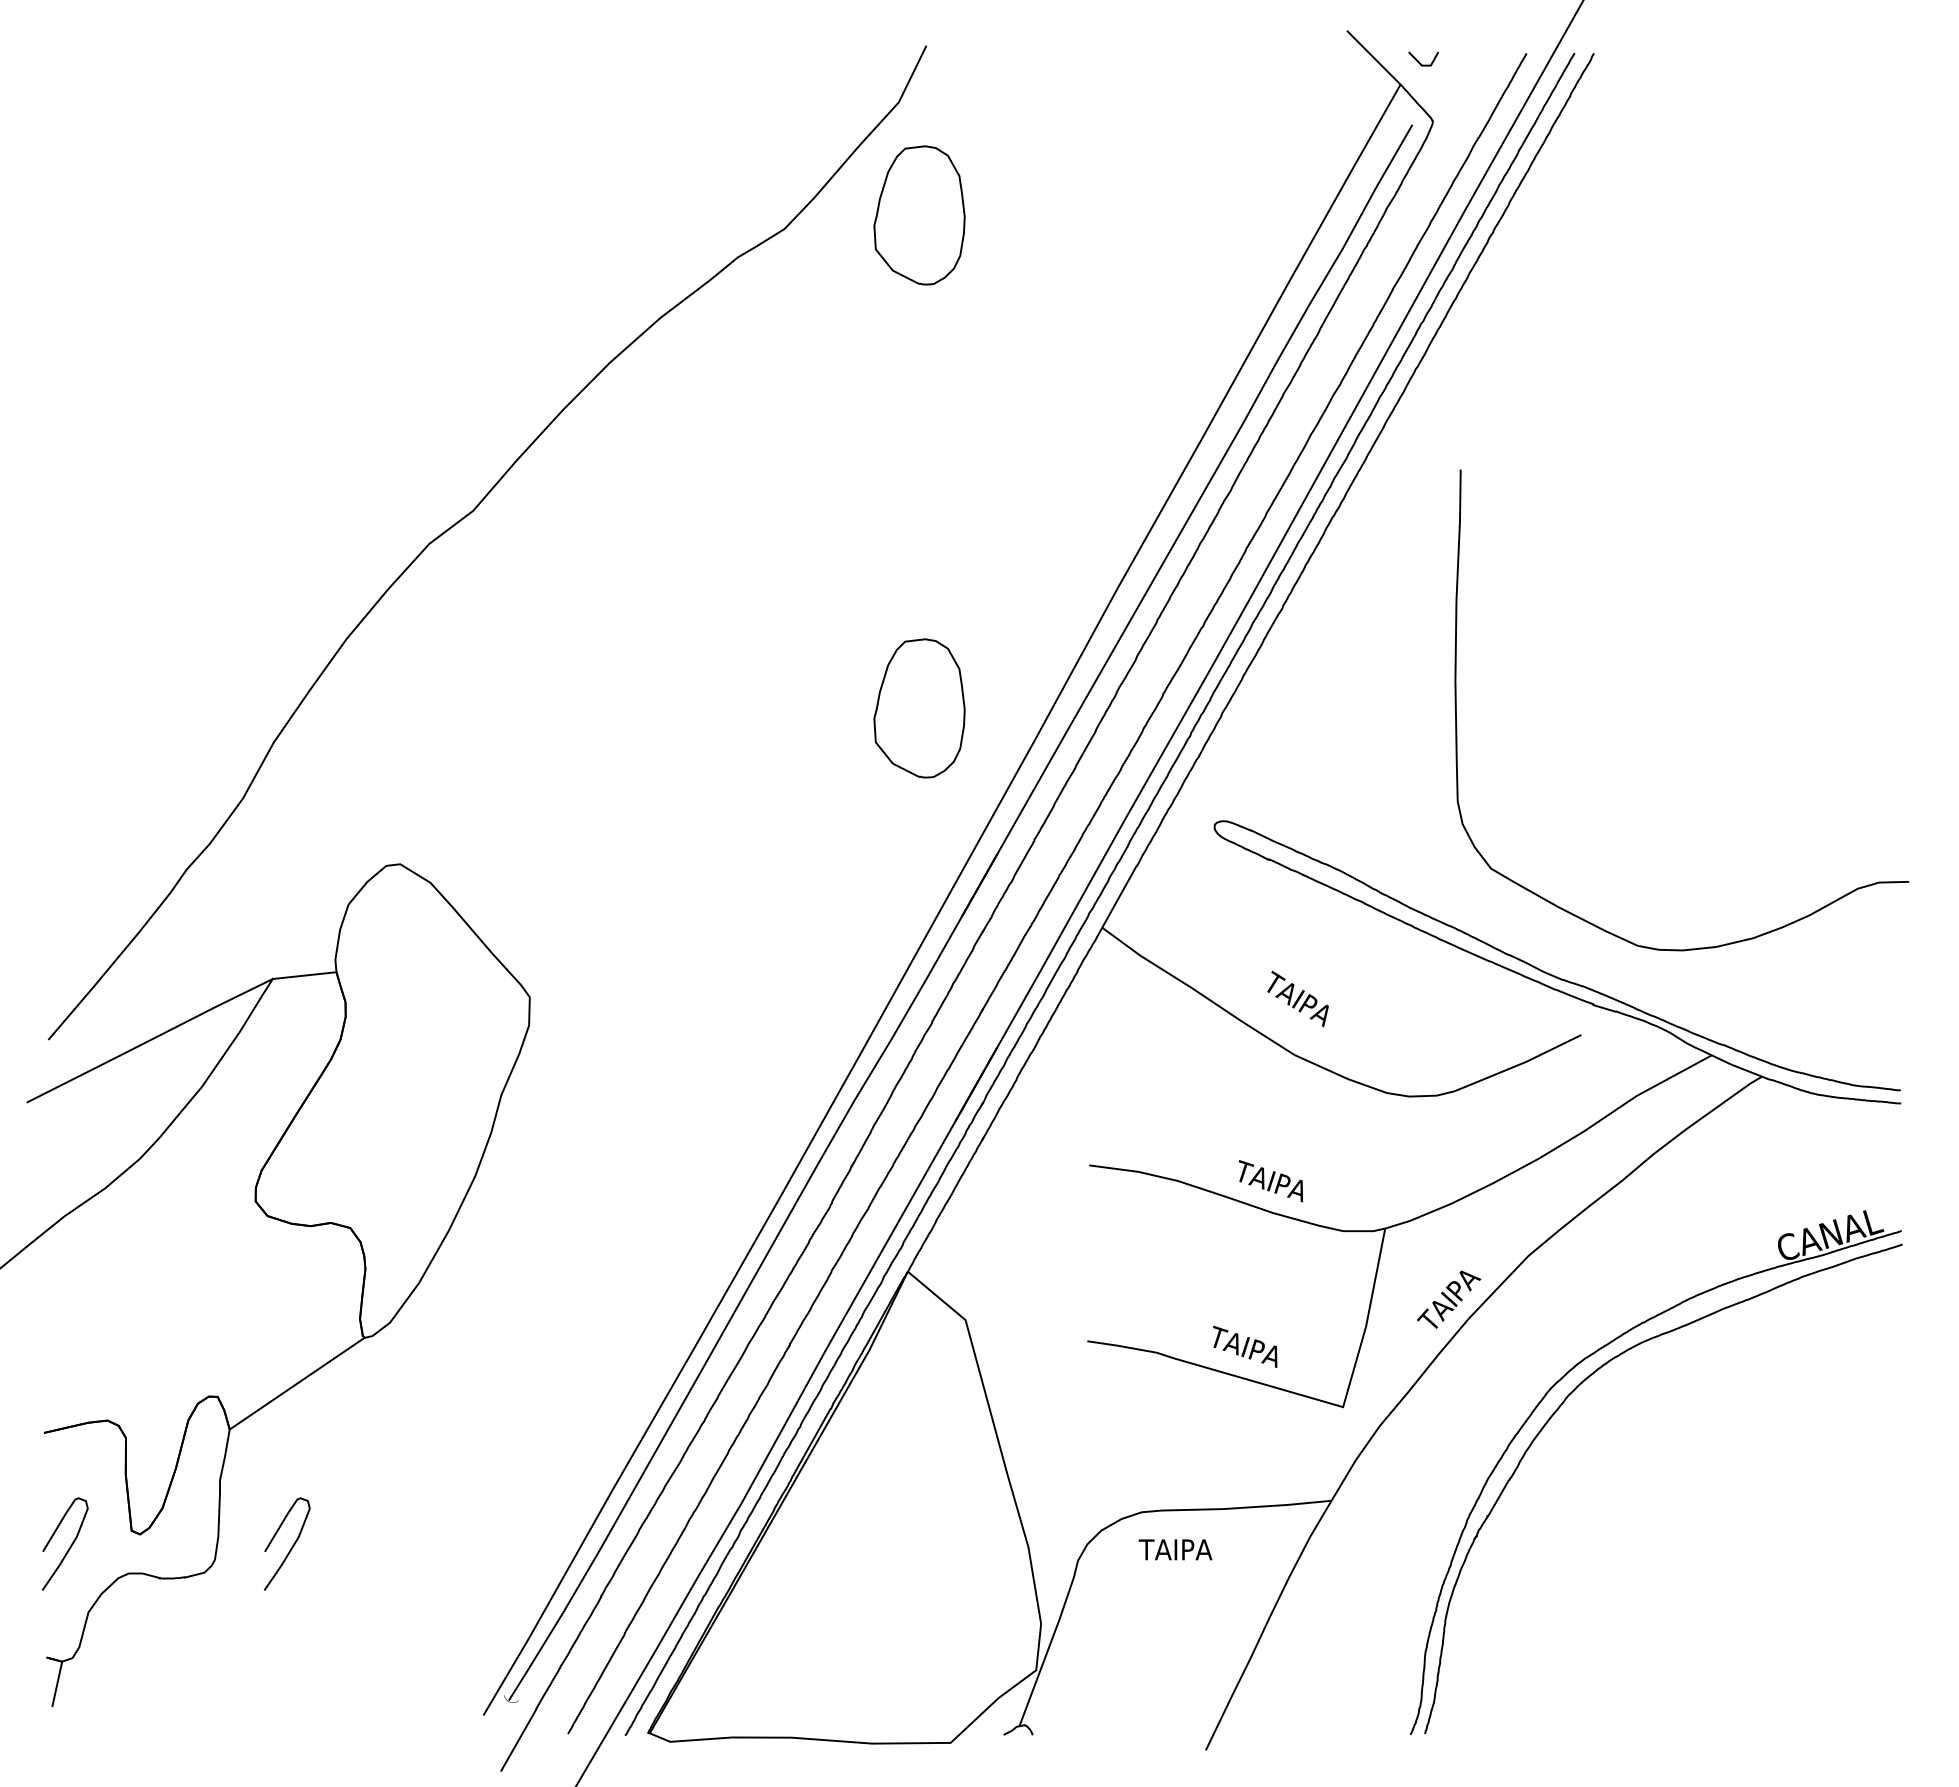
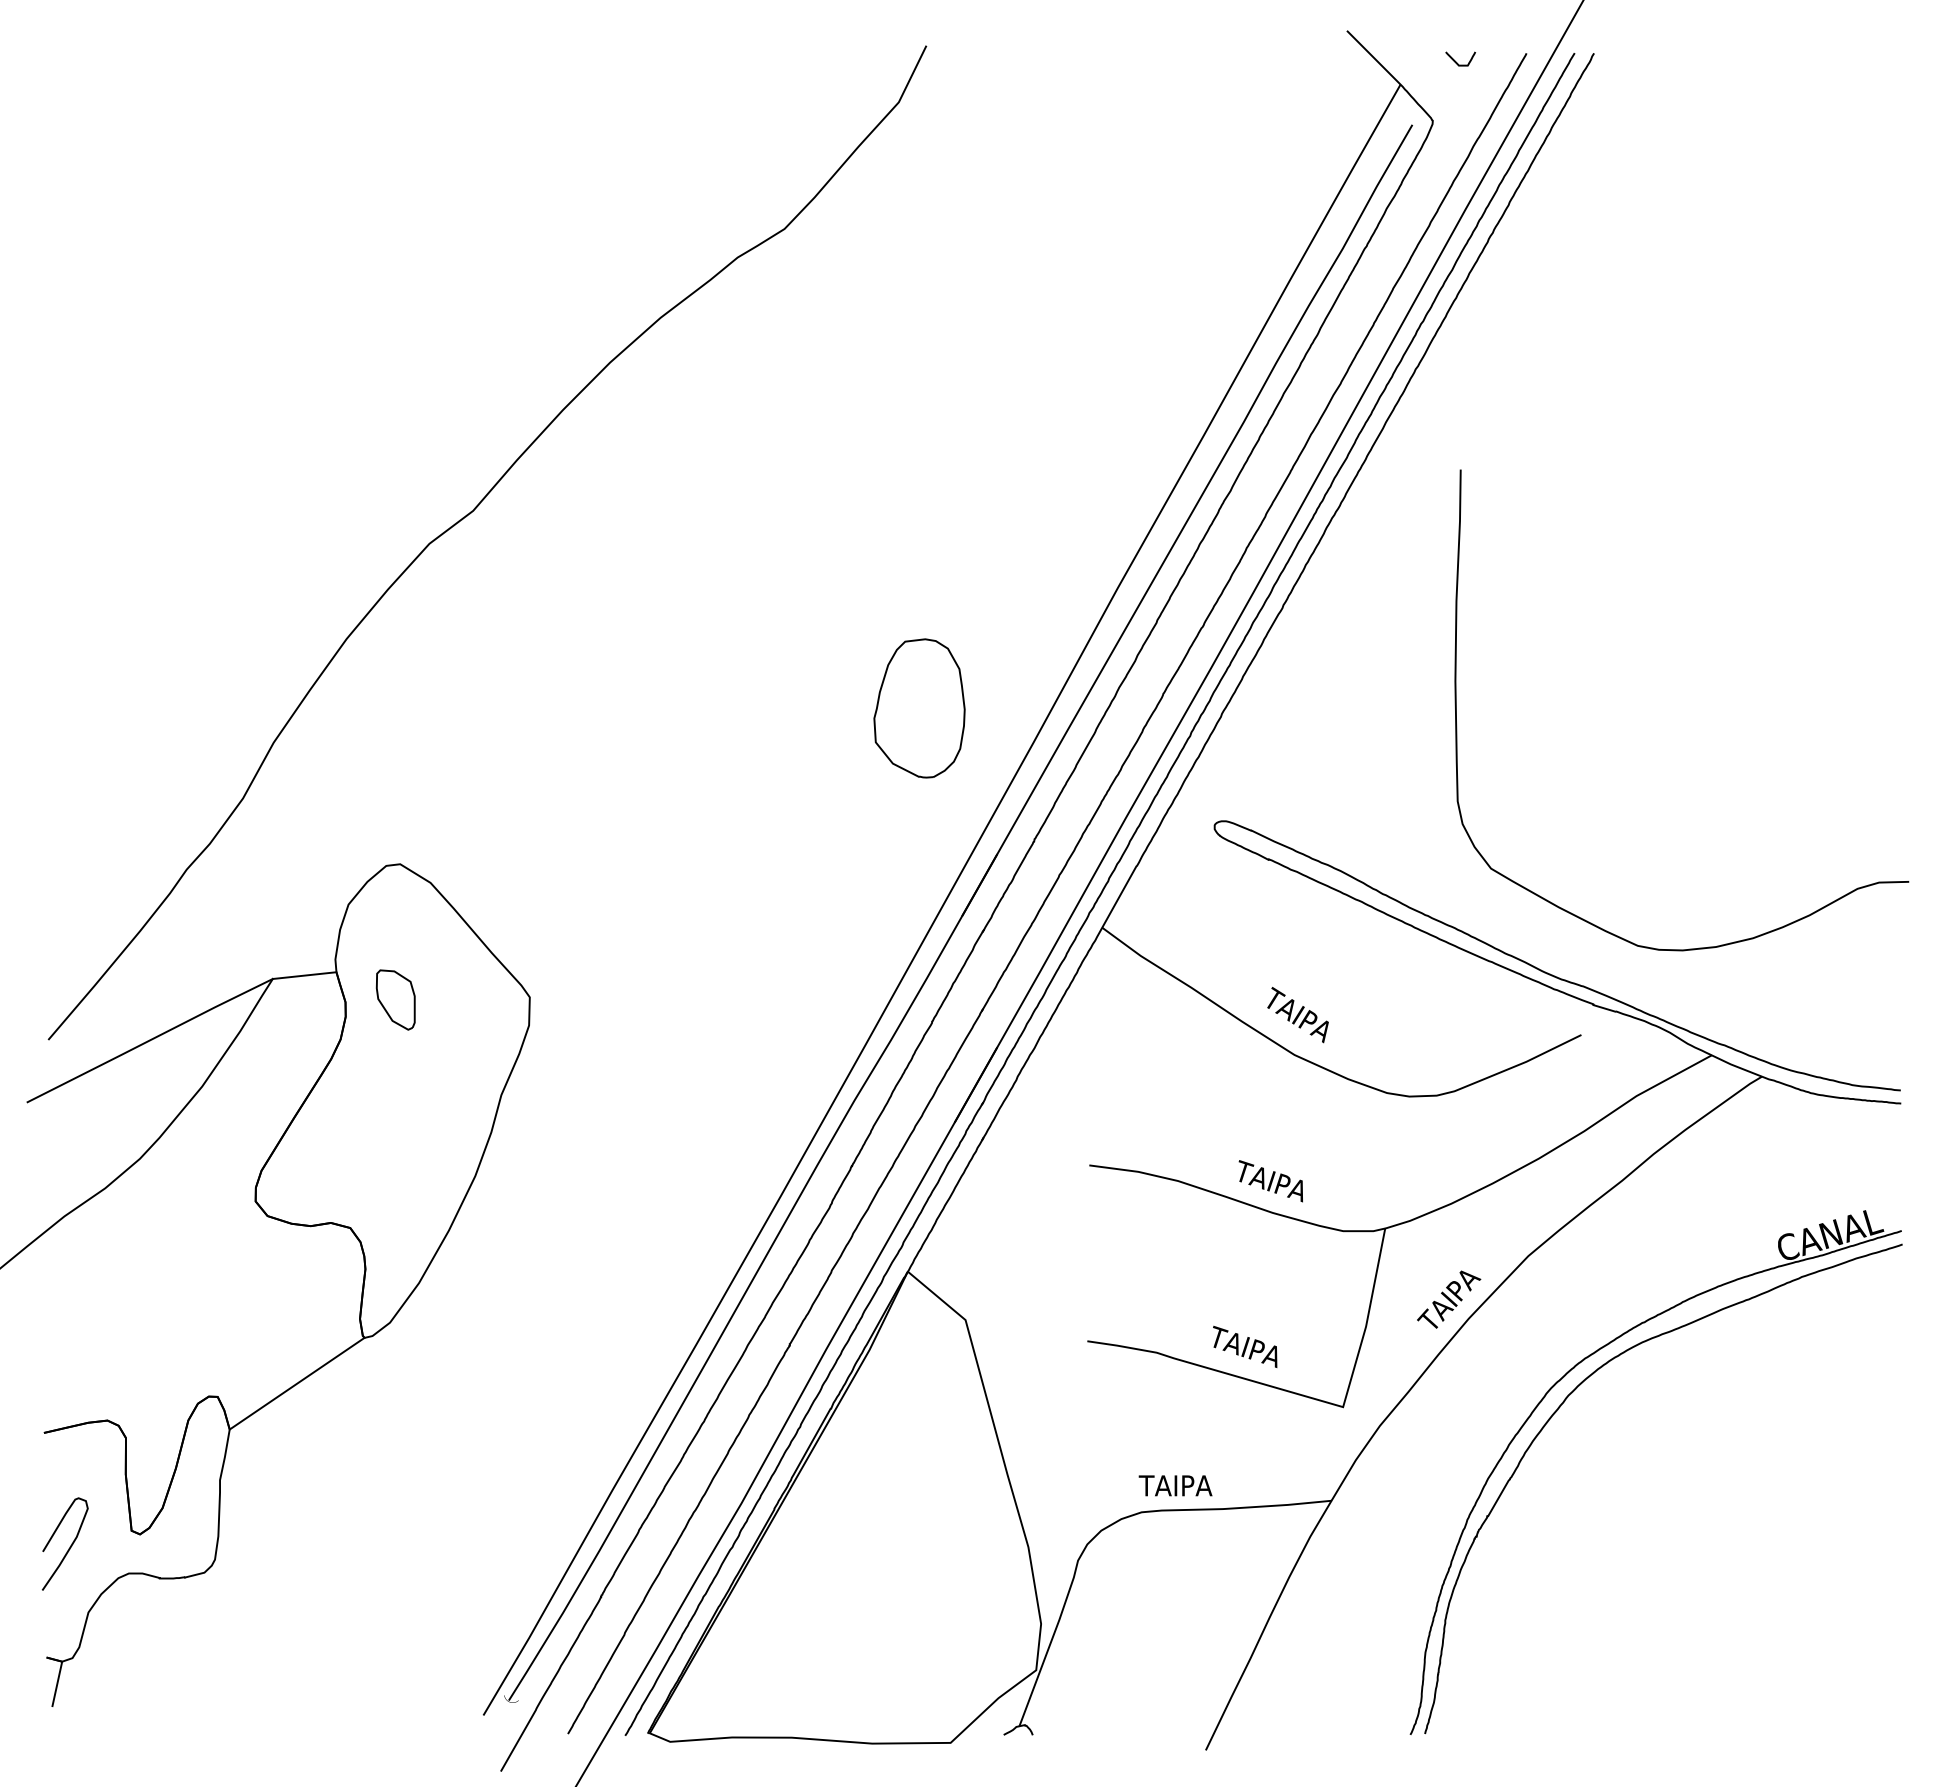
curve position: (1419, 61) -> (1456, 61) (1456, 61)
part: present -> none (919, 215)
part: none -> present (395, 999)
text position: (1297, 999) -> (1297, 1015) (1297, 1015)
curve: present -> none (291, 1546)
text position: (1175, 1549) -> (1175, 1485) (1175, 1485)
